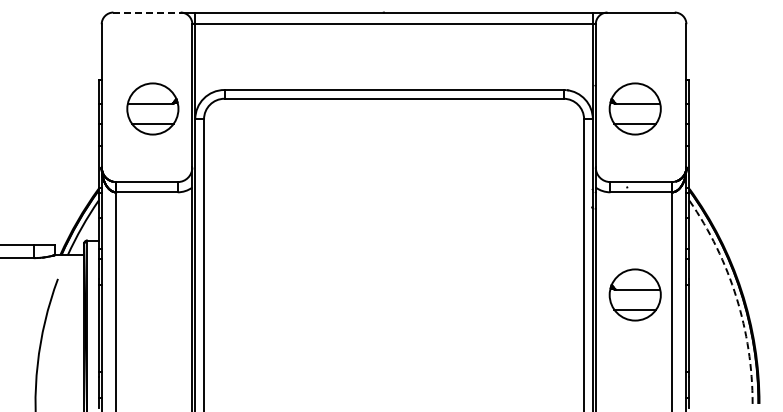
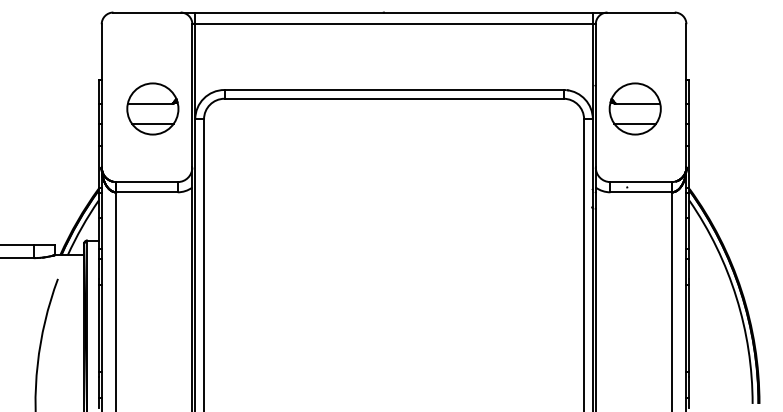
line: dashed -> solid (147, 12)
part: present -> none (634, 294)
arc: dashed -> solid (736, 297)
